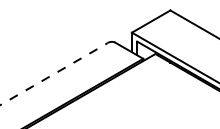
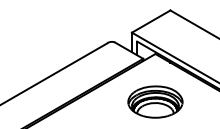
line: dashed -> solid (53, 74)
part: none -> present (155, 101)
